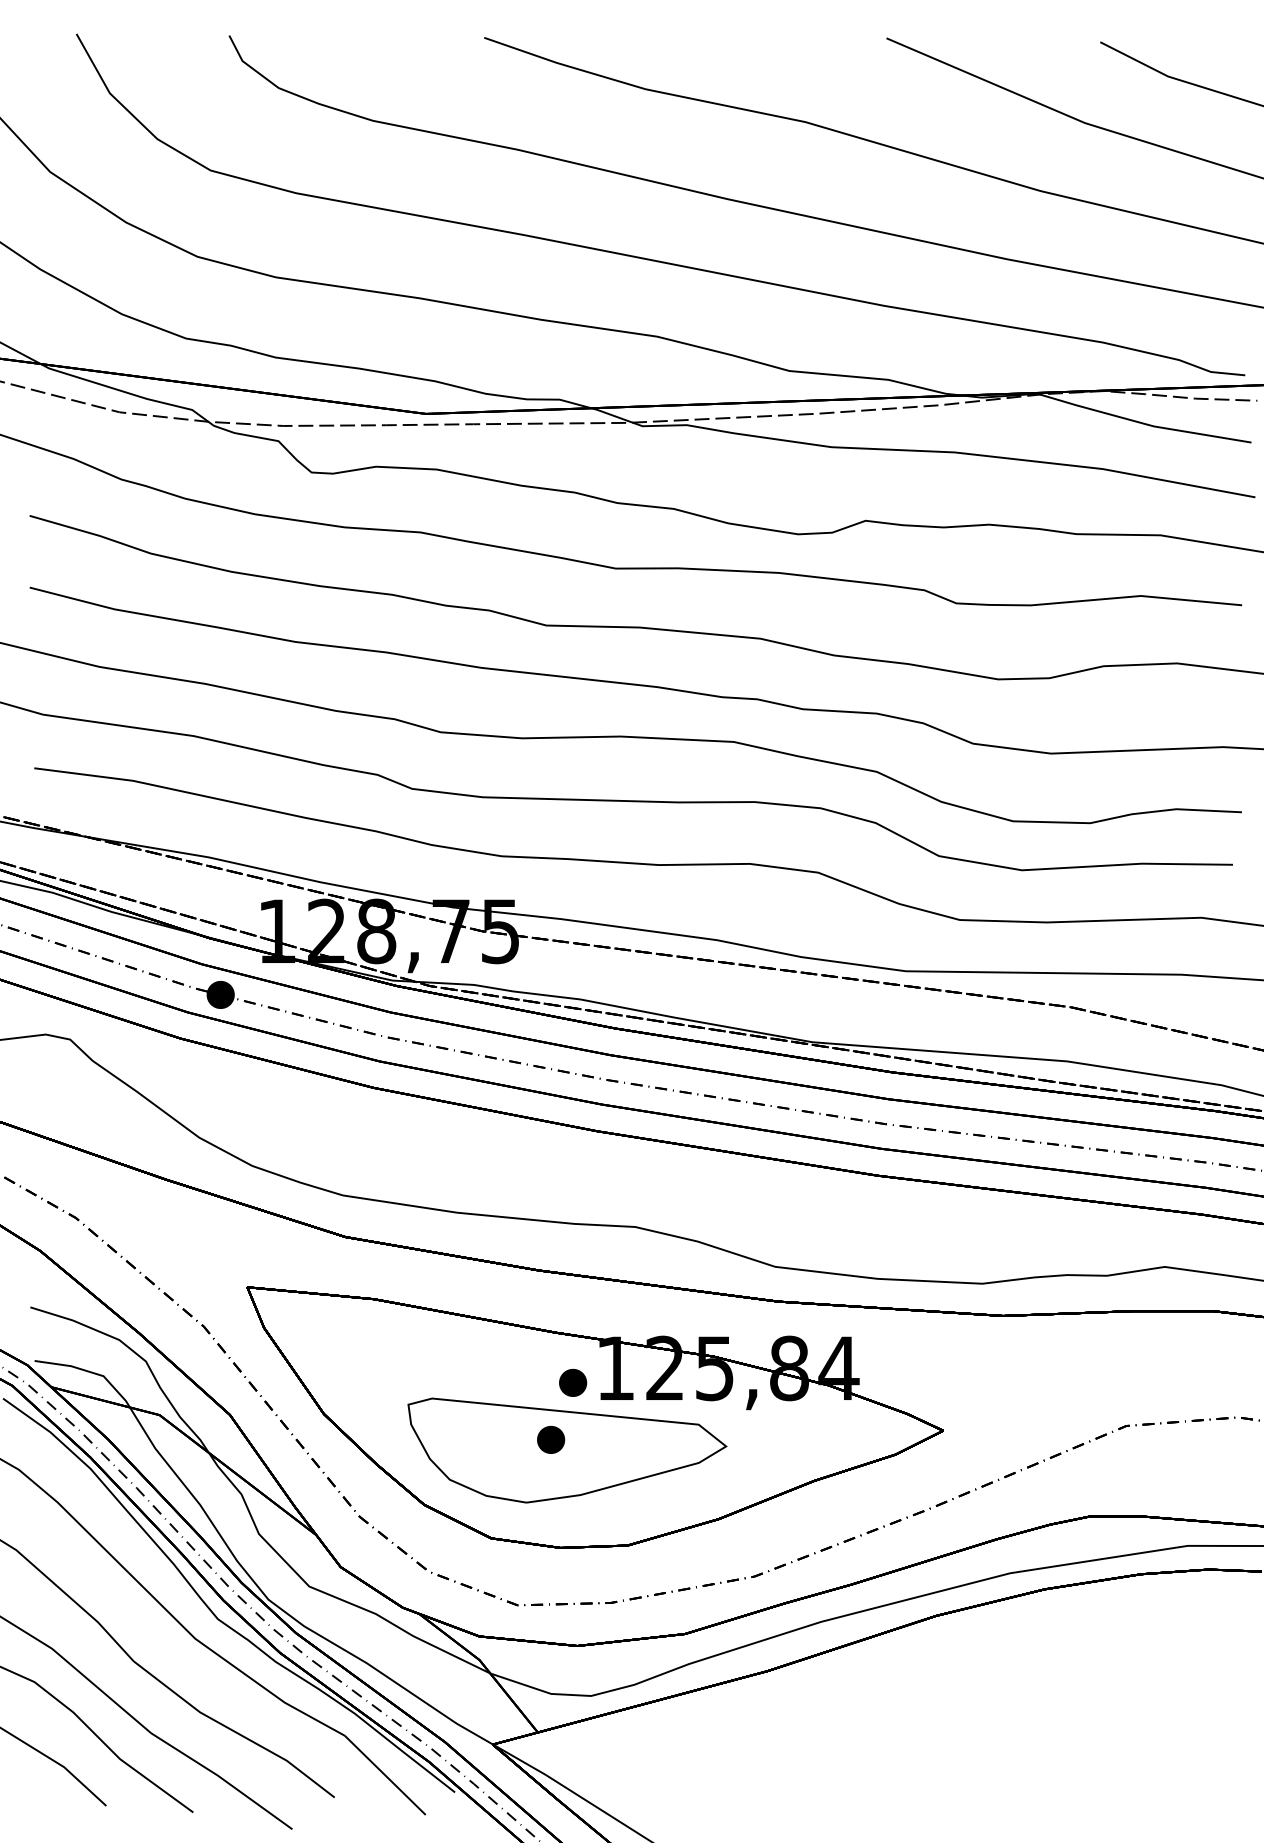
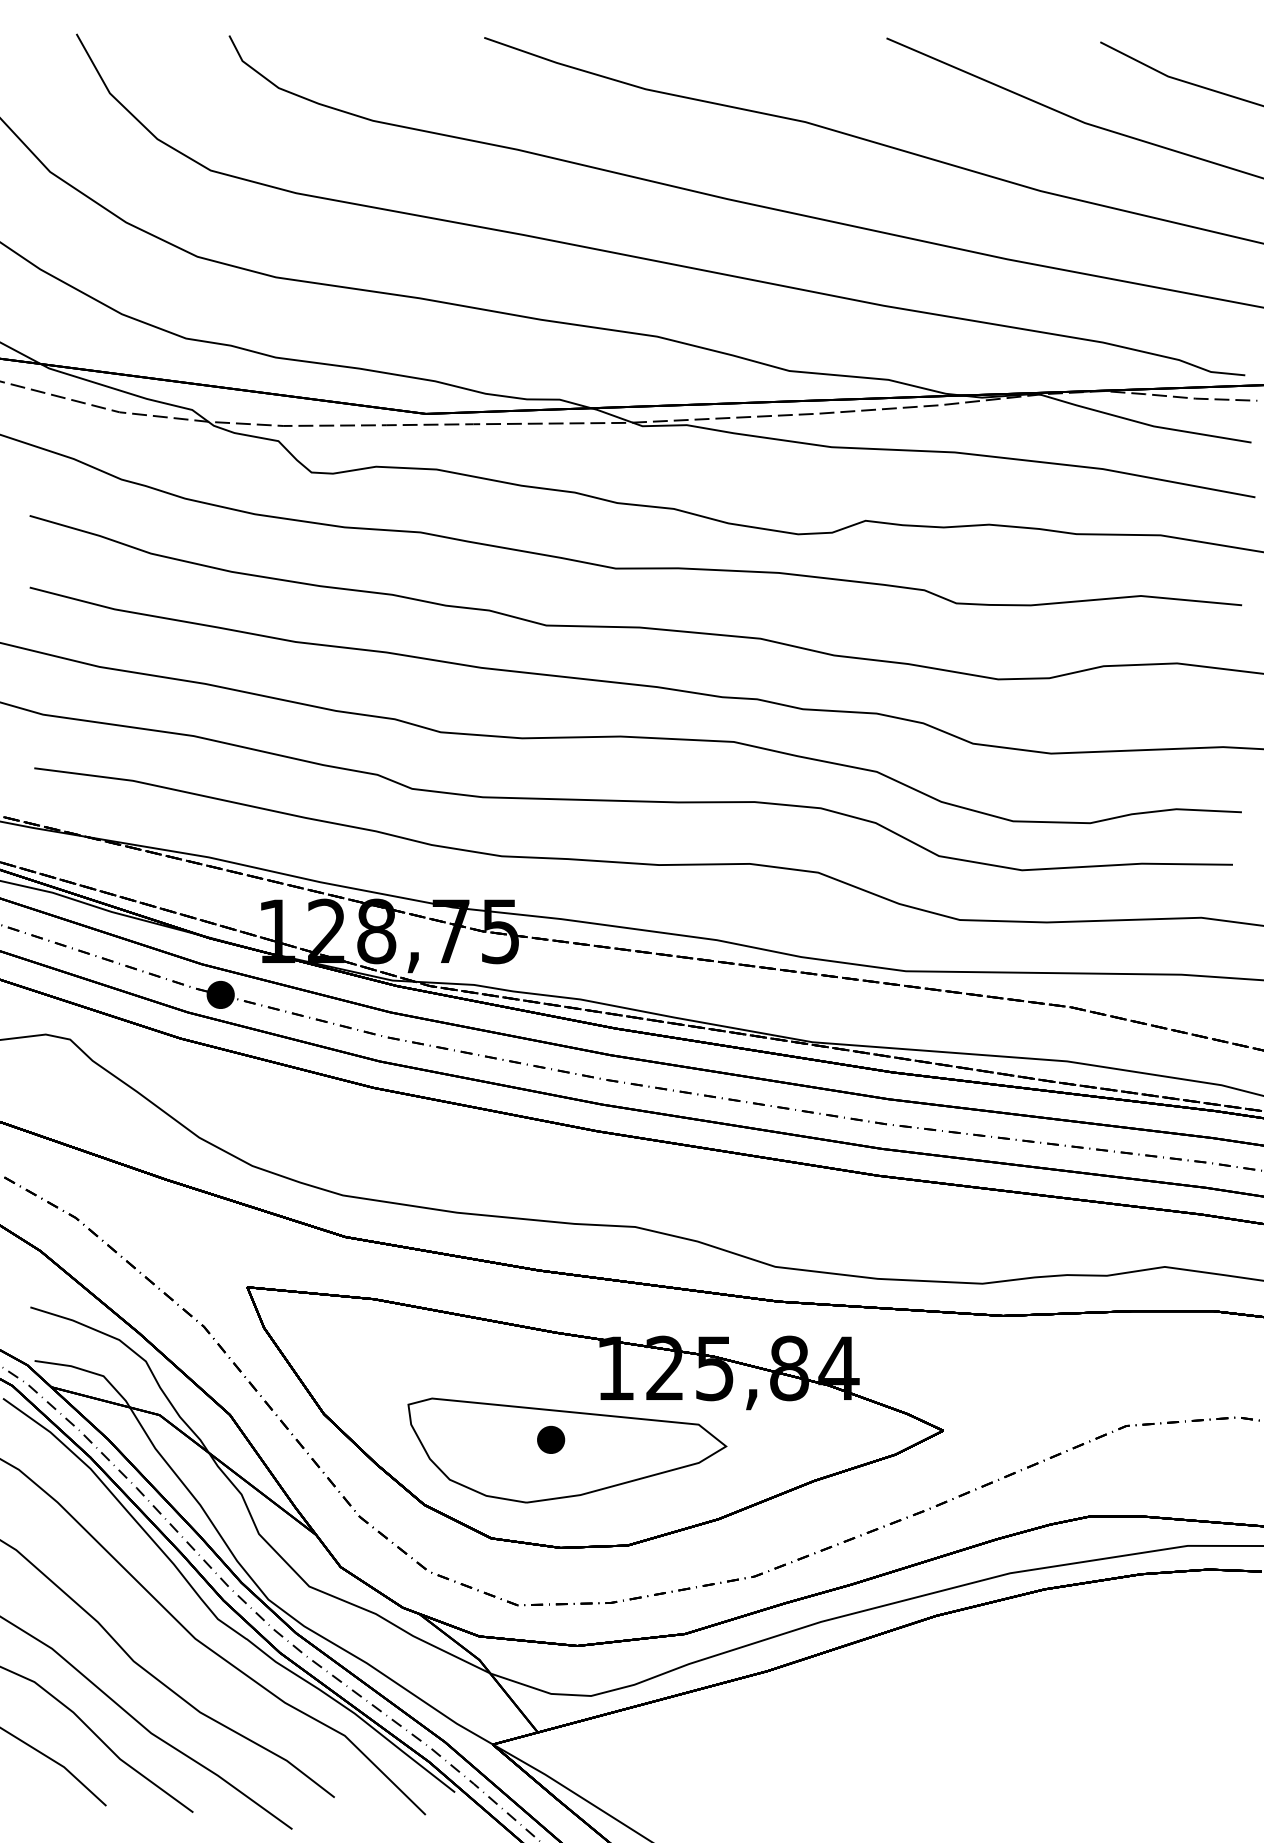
part: present -> none (573, 1382)
